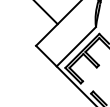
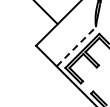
line: solid -> dashed (76, 46)
